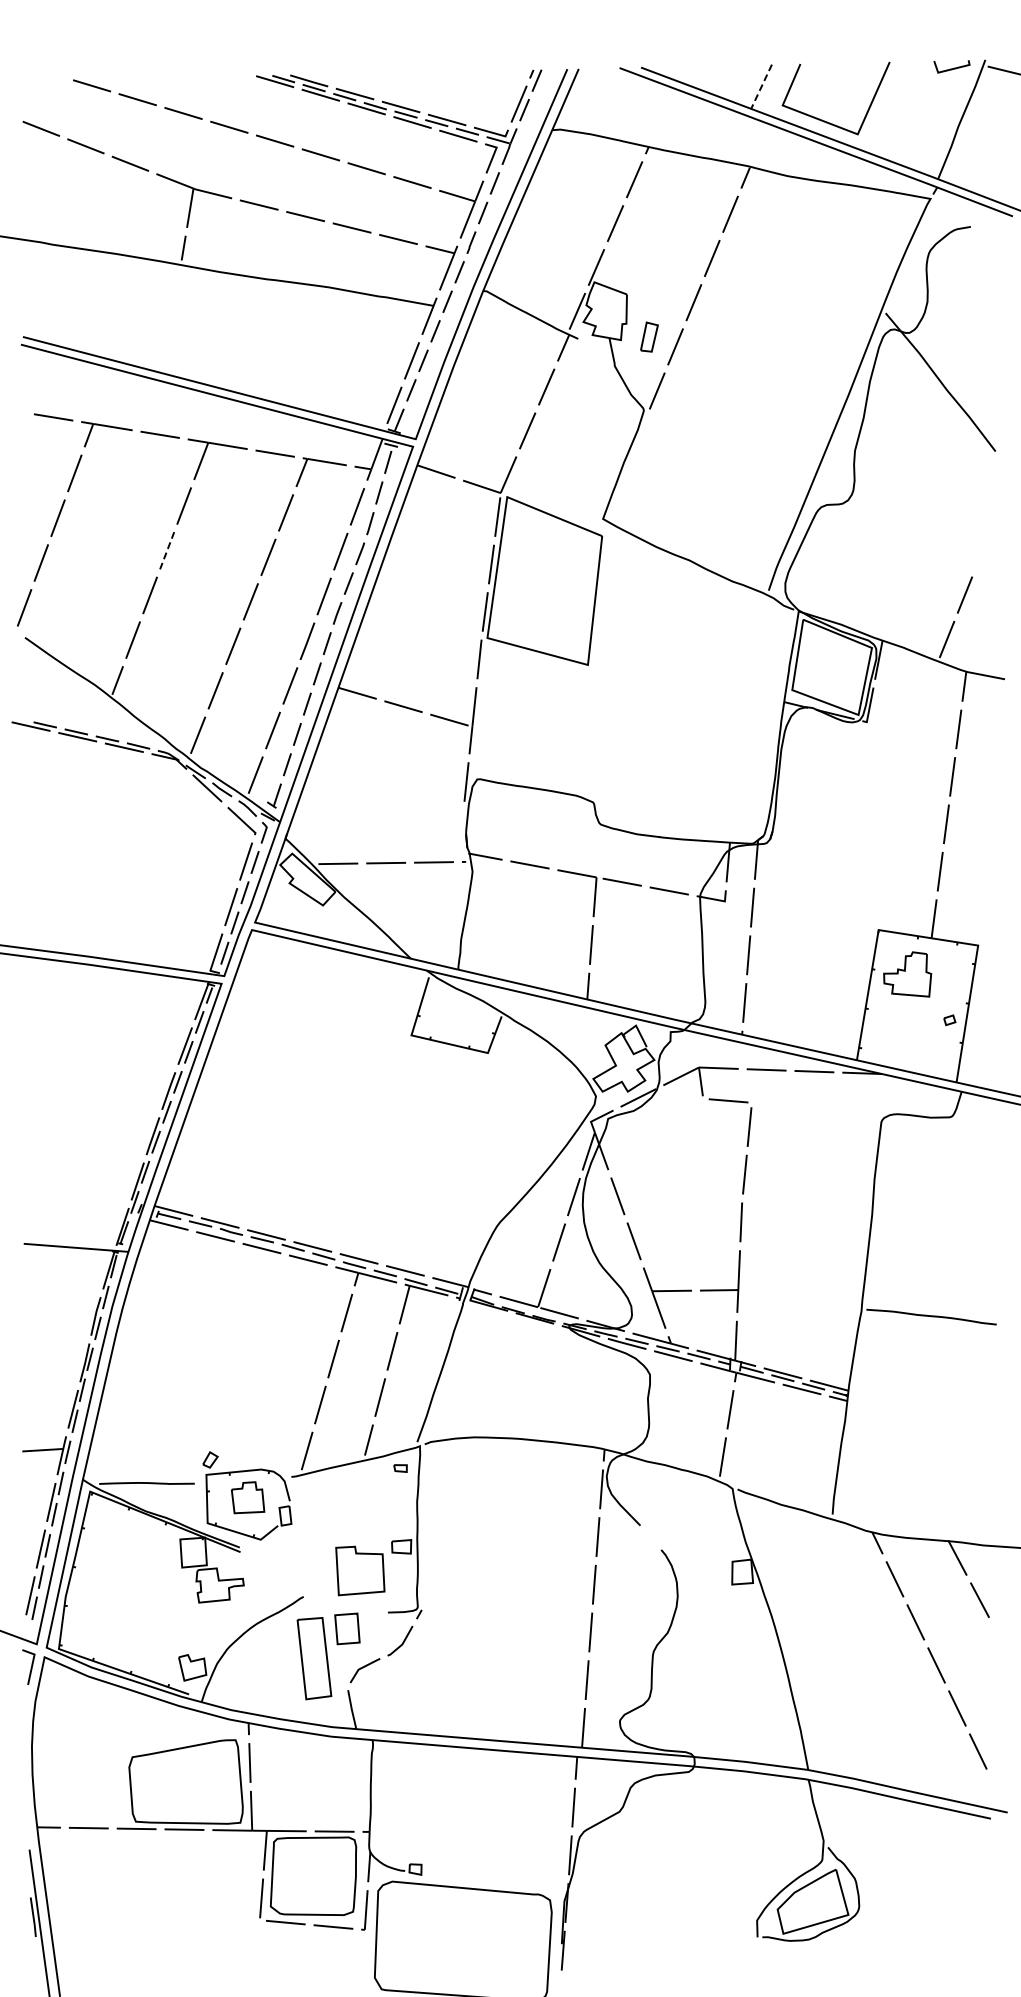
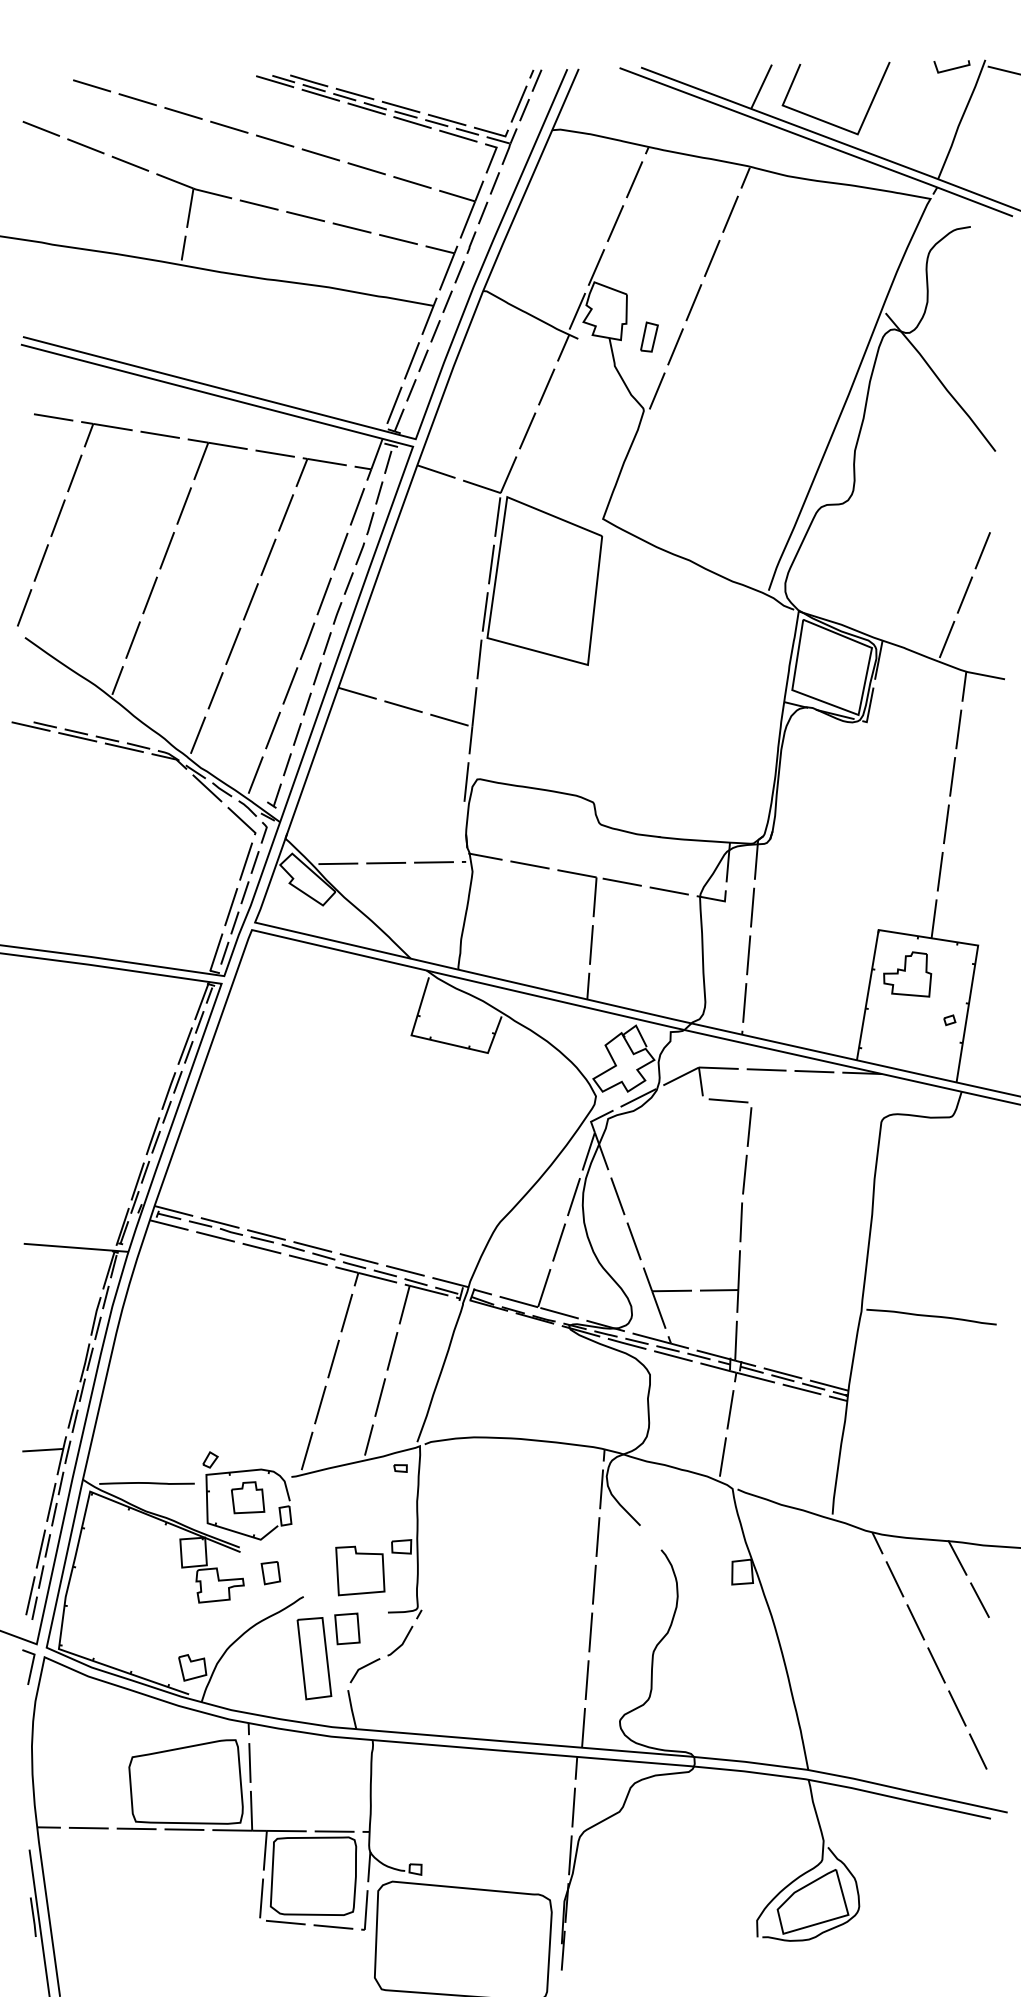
line: dashed -> solid (761, 87)
line: dashed -> solid (167, 550)
line: none -> present (982, 550)
part: none -> present (270, 1573)
